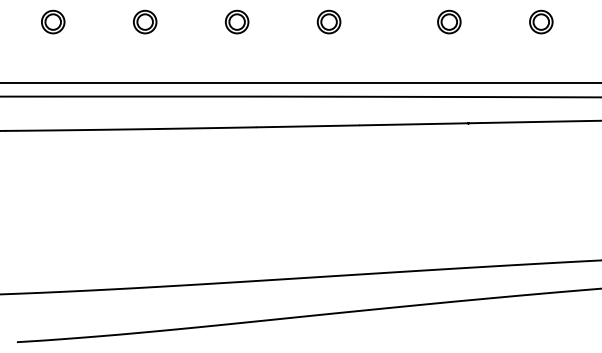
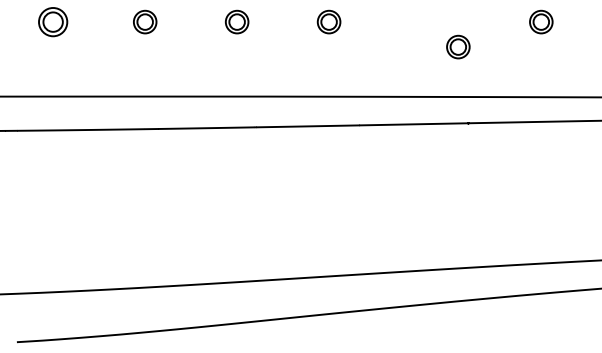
part size: 25x26 px -> 31x31 px (53, 22)
part position: (449, 21) -> (458, 46) (458, 46)
line: present -> none (300, 82)
